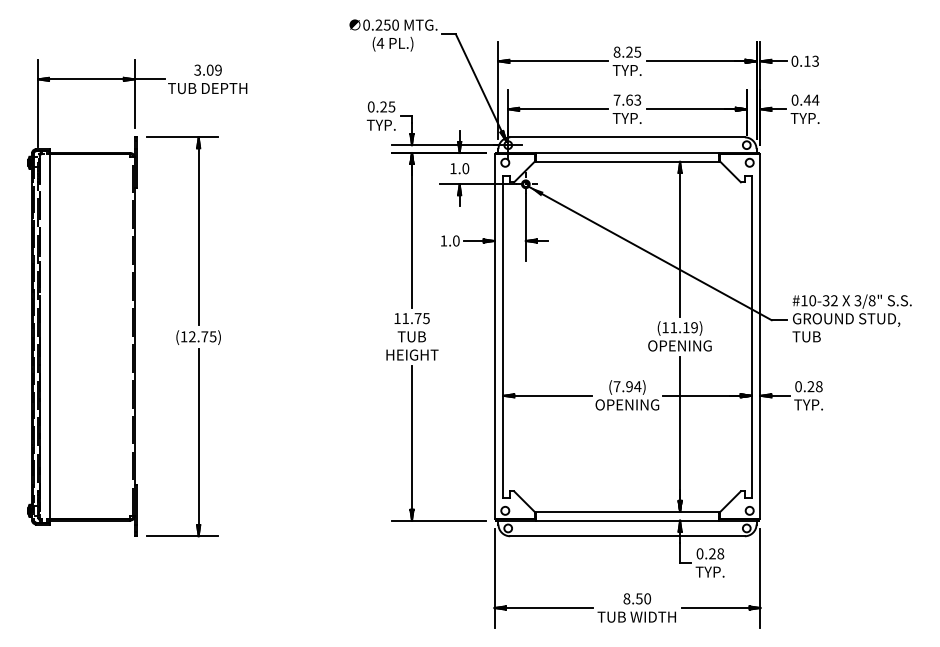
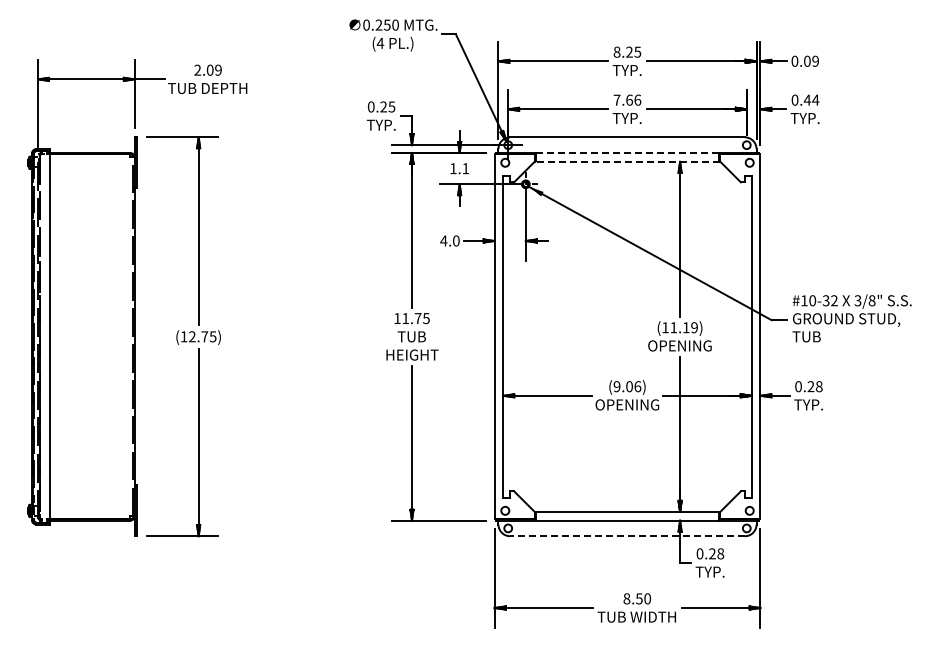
text: 0.13 -> 0.09 (811, 60)
text: 3.09 -> 2.09 (197, 70)
text: 7.63 -> 7.66 (637, 99)
line: solid -> dashed (627, 153)
line: solid -> dashed (627, 161)
text: 1.0 -> 1.1 (465, 168)
text: 1.0 -> 4.0 (443, 240)
text: (7.94) -> (9.06) (627, 386)
line: solid -> dashed (627, 536)
